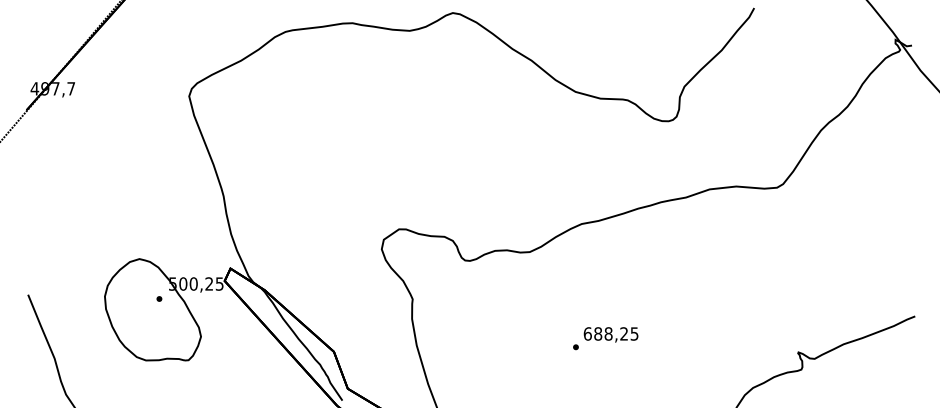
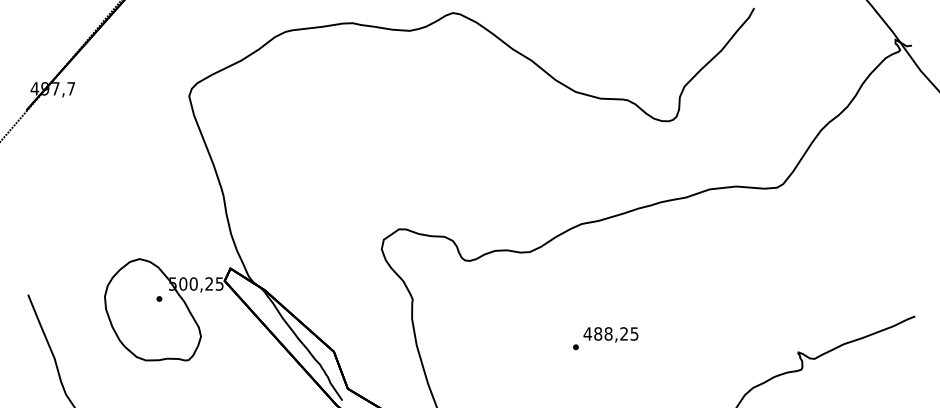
text: 688,25 -> 488,25 (587, 333)
